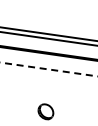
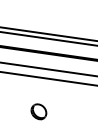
line: dashed -> solid (49, 69)
line: none -> present (48, 78)
part position: (45, 111) -> (38, 111) (38, 111)
